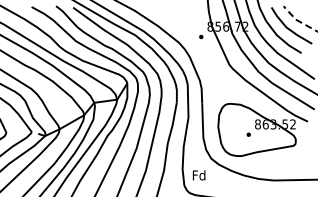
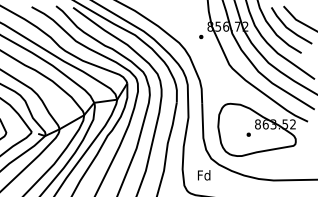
line: dashed -> solid (297, 20)
text position: (199, 175) -> (204, 175) (204, 175)
